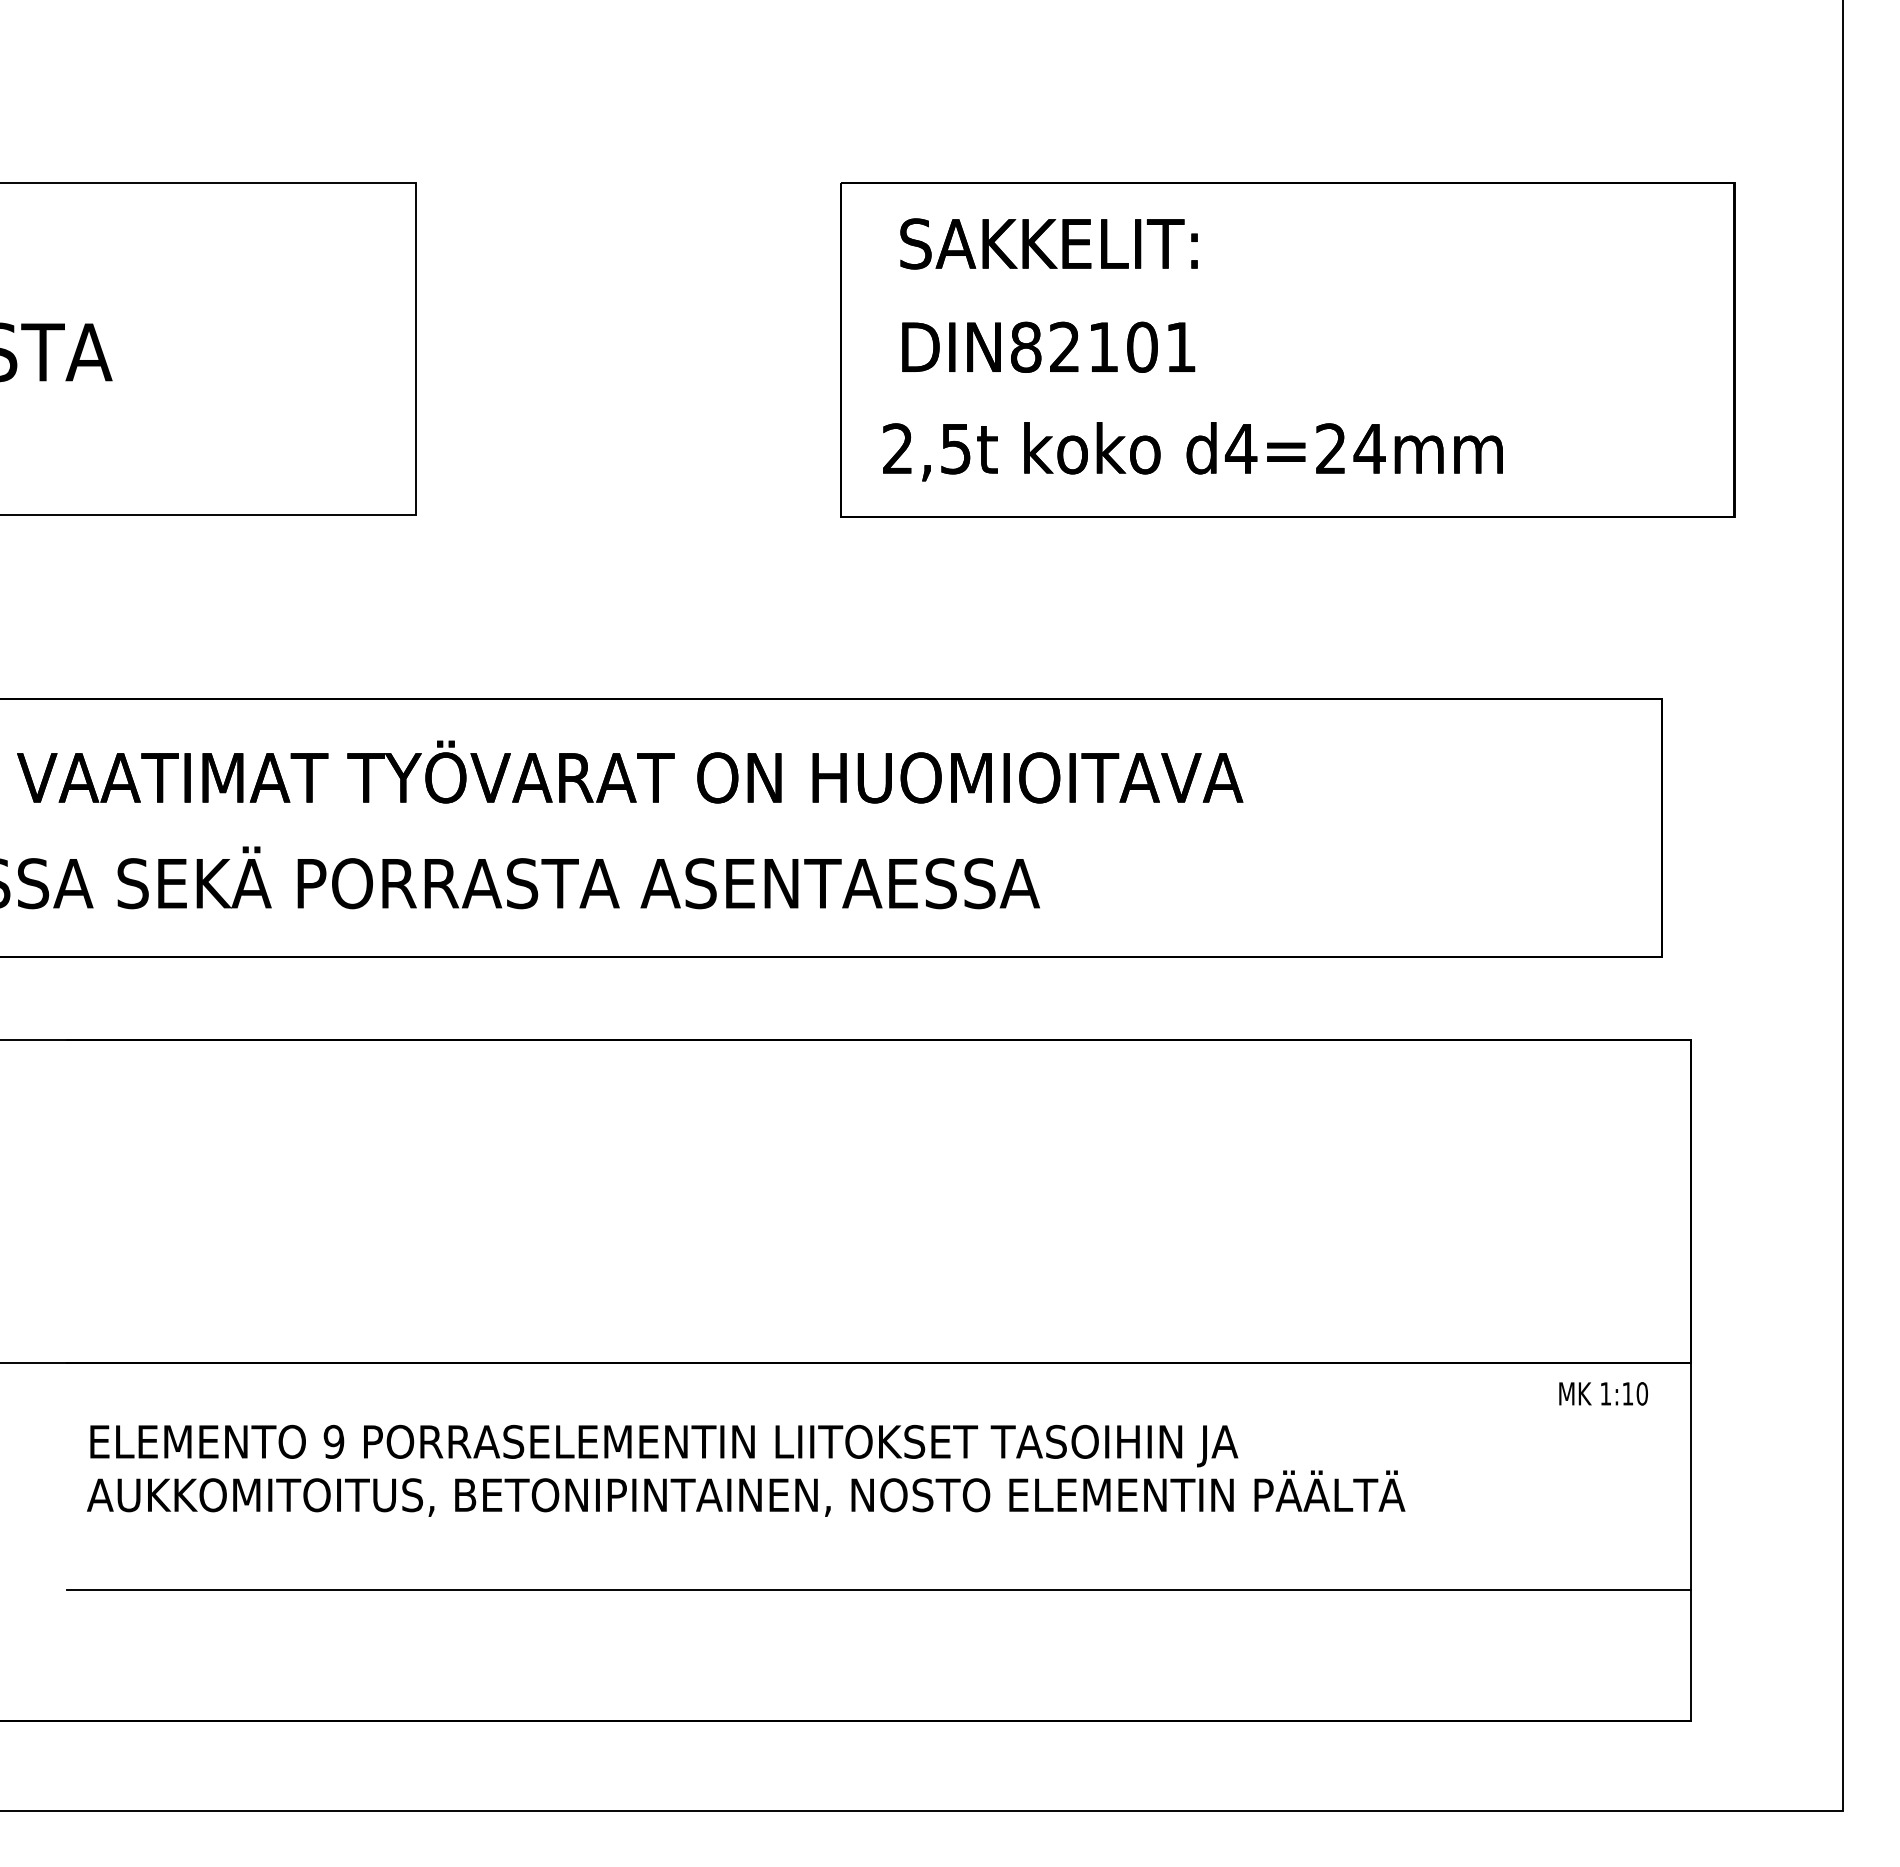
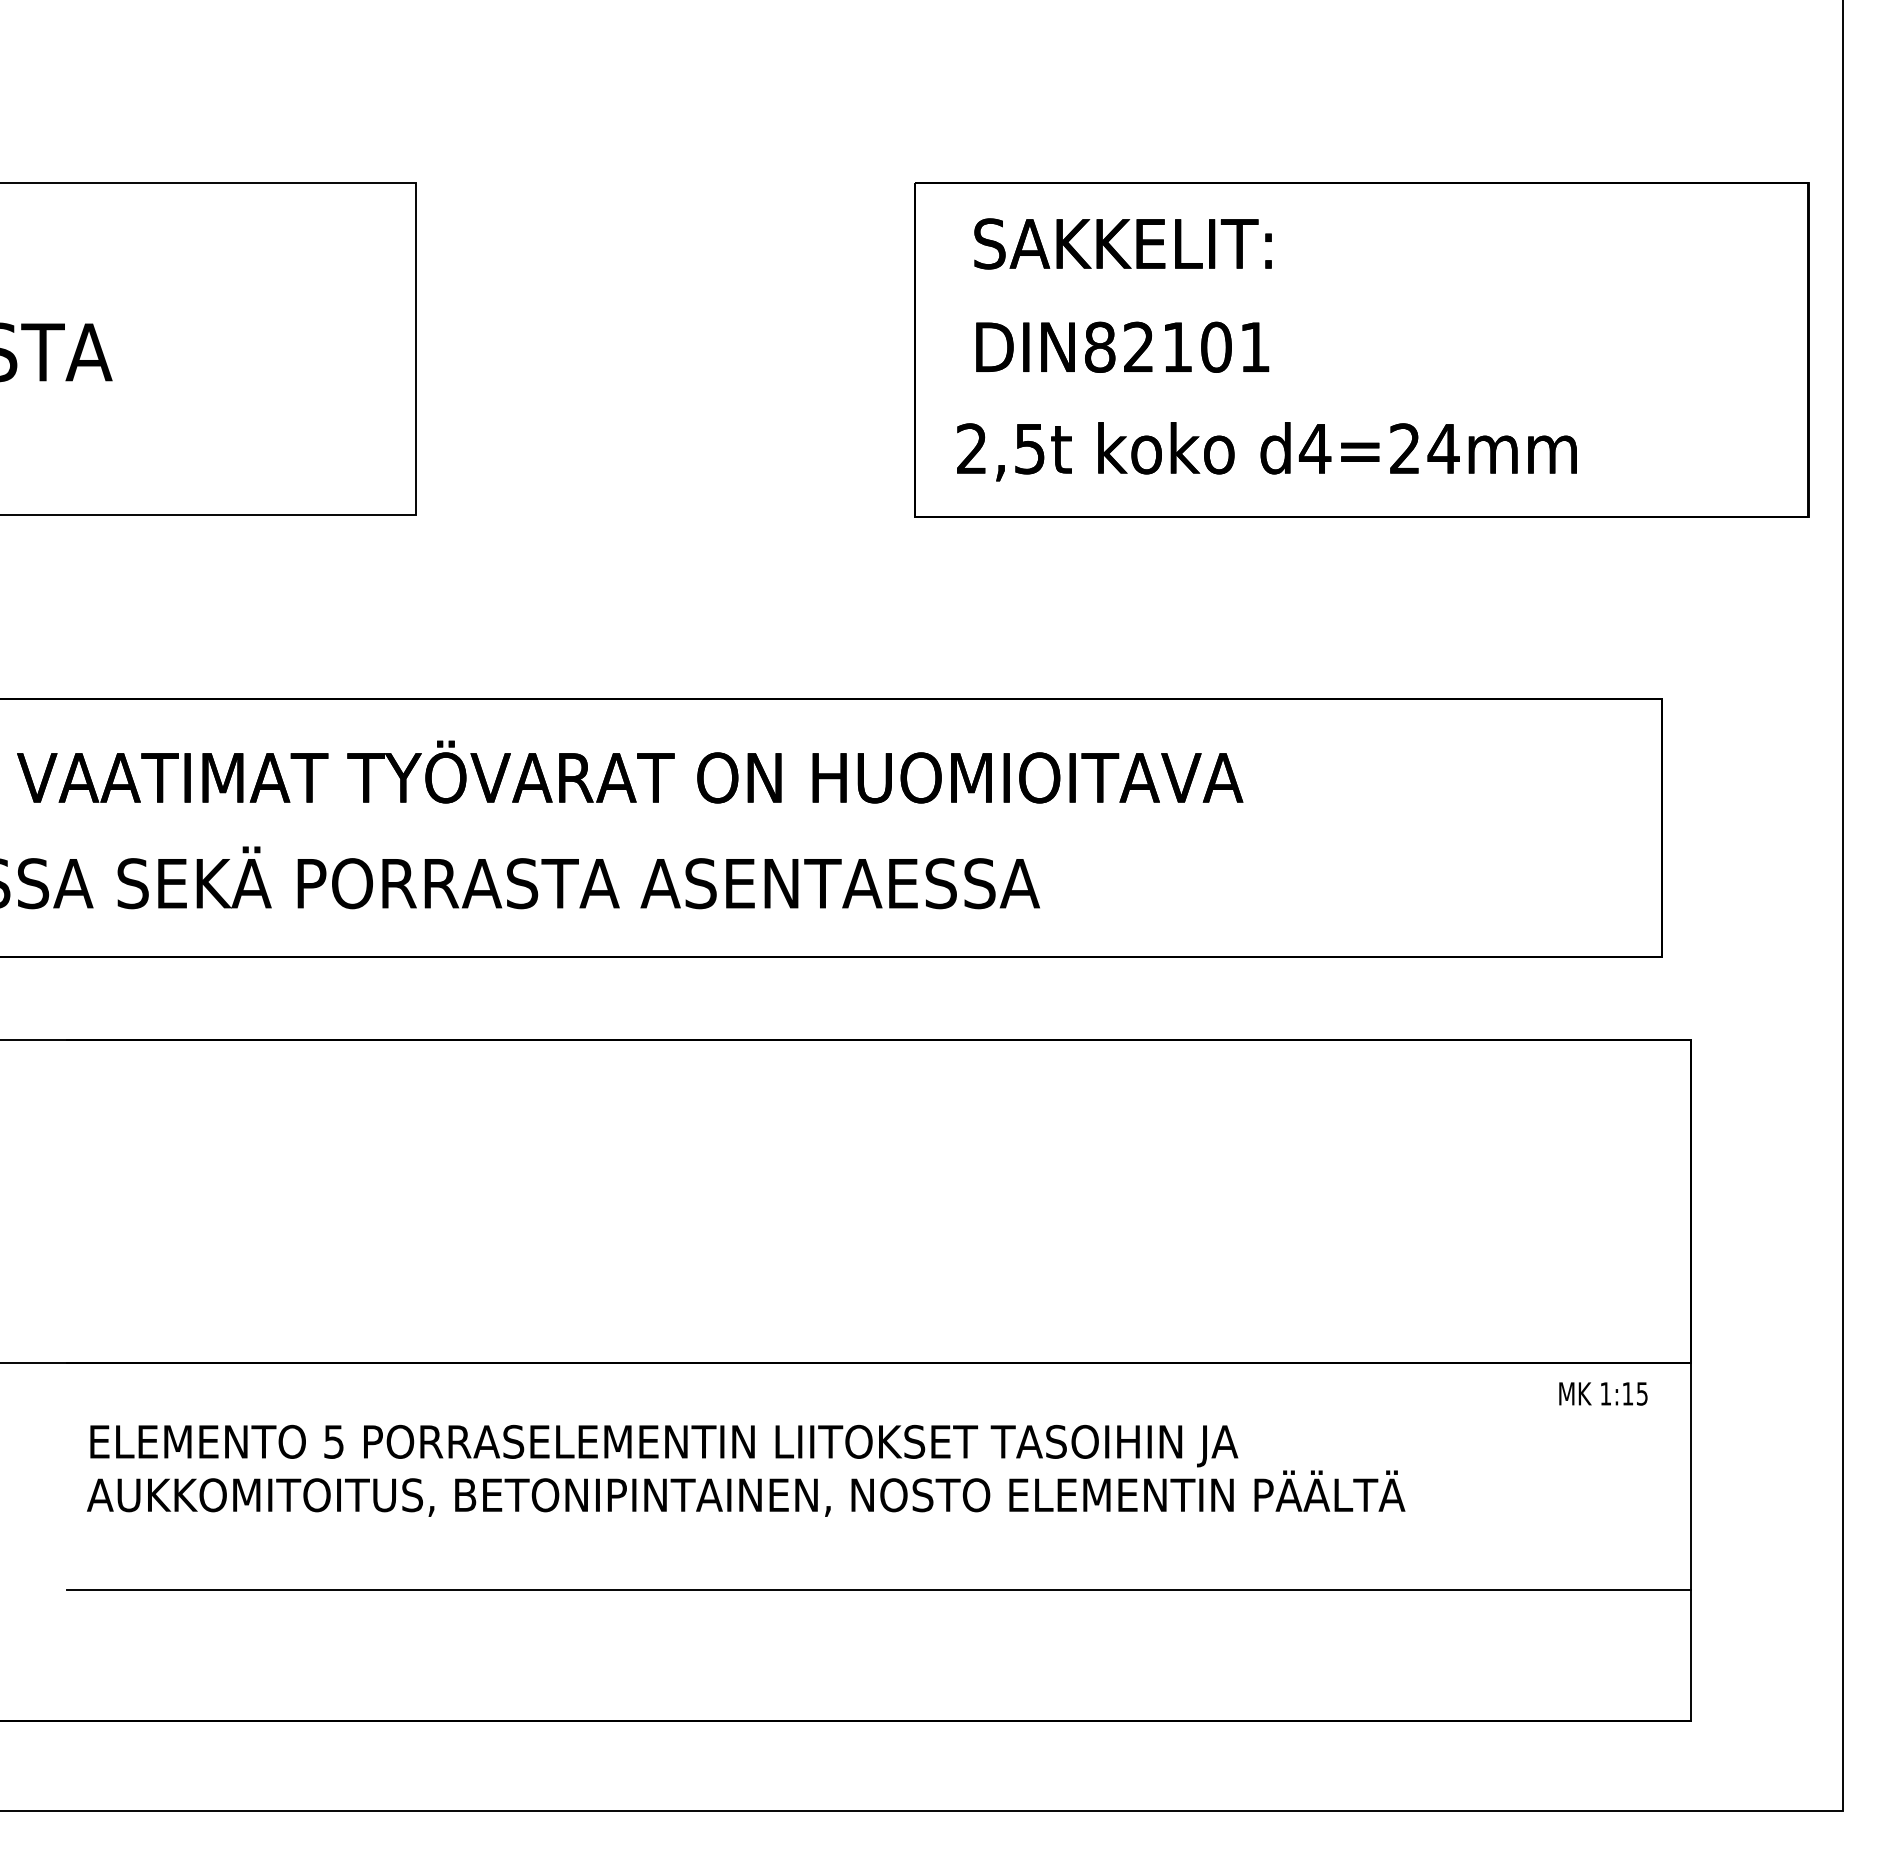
part position: (1287, 349) -> (1361, 349) (1361, 349)
text: 1:10 -> 1:15 (1641, 1393)
text: 9 -> 5 (333, 1441)
